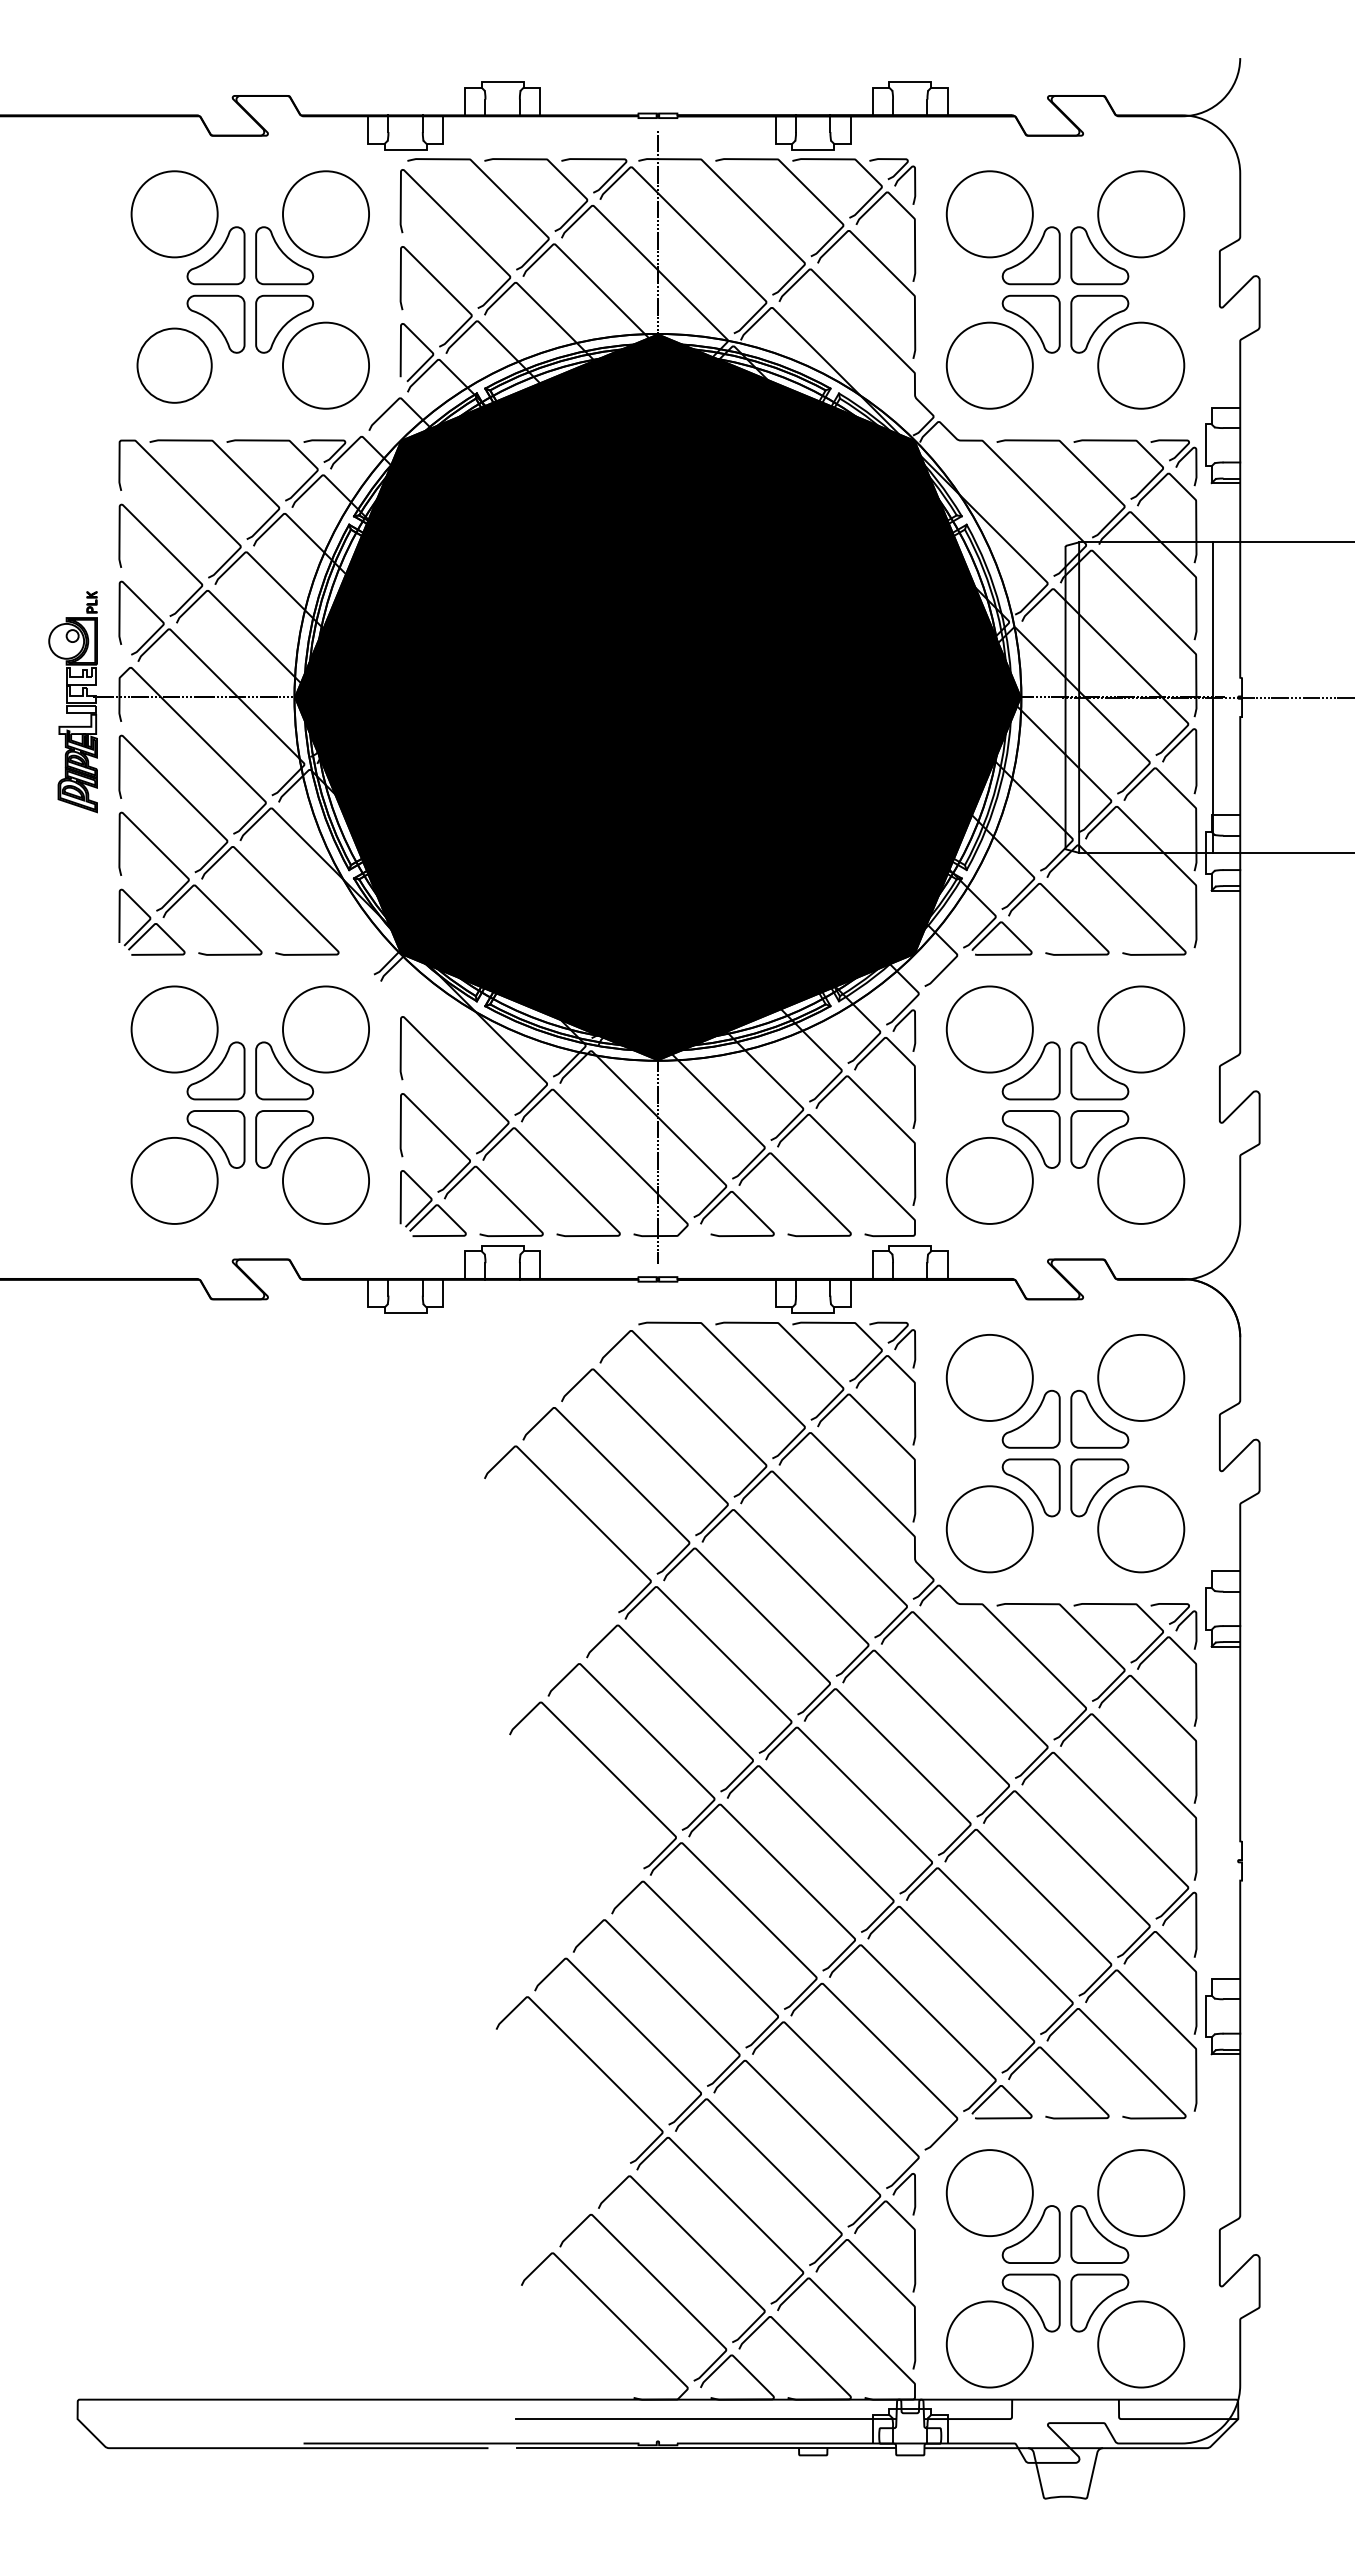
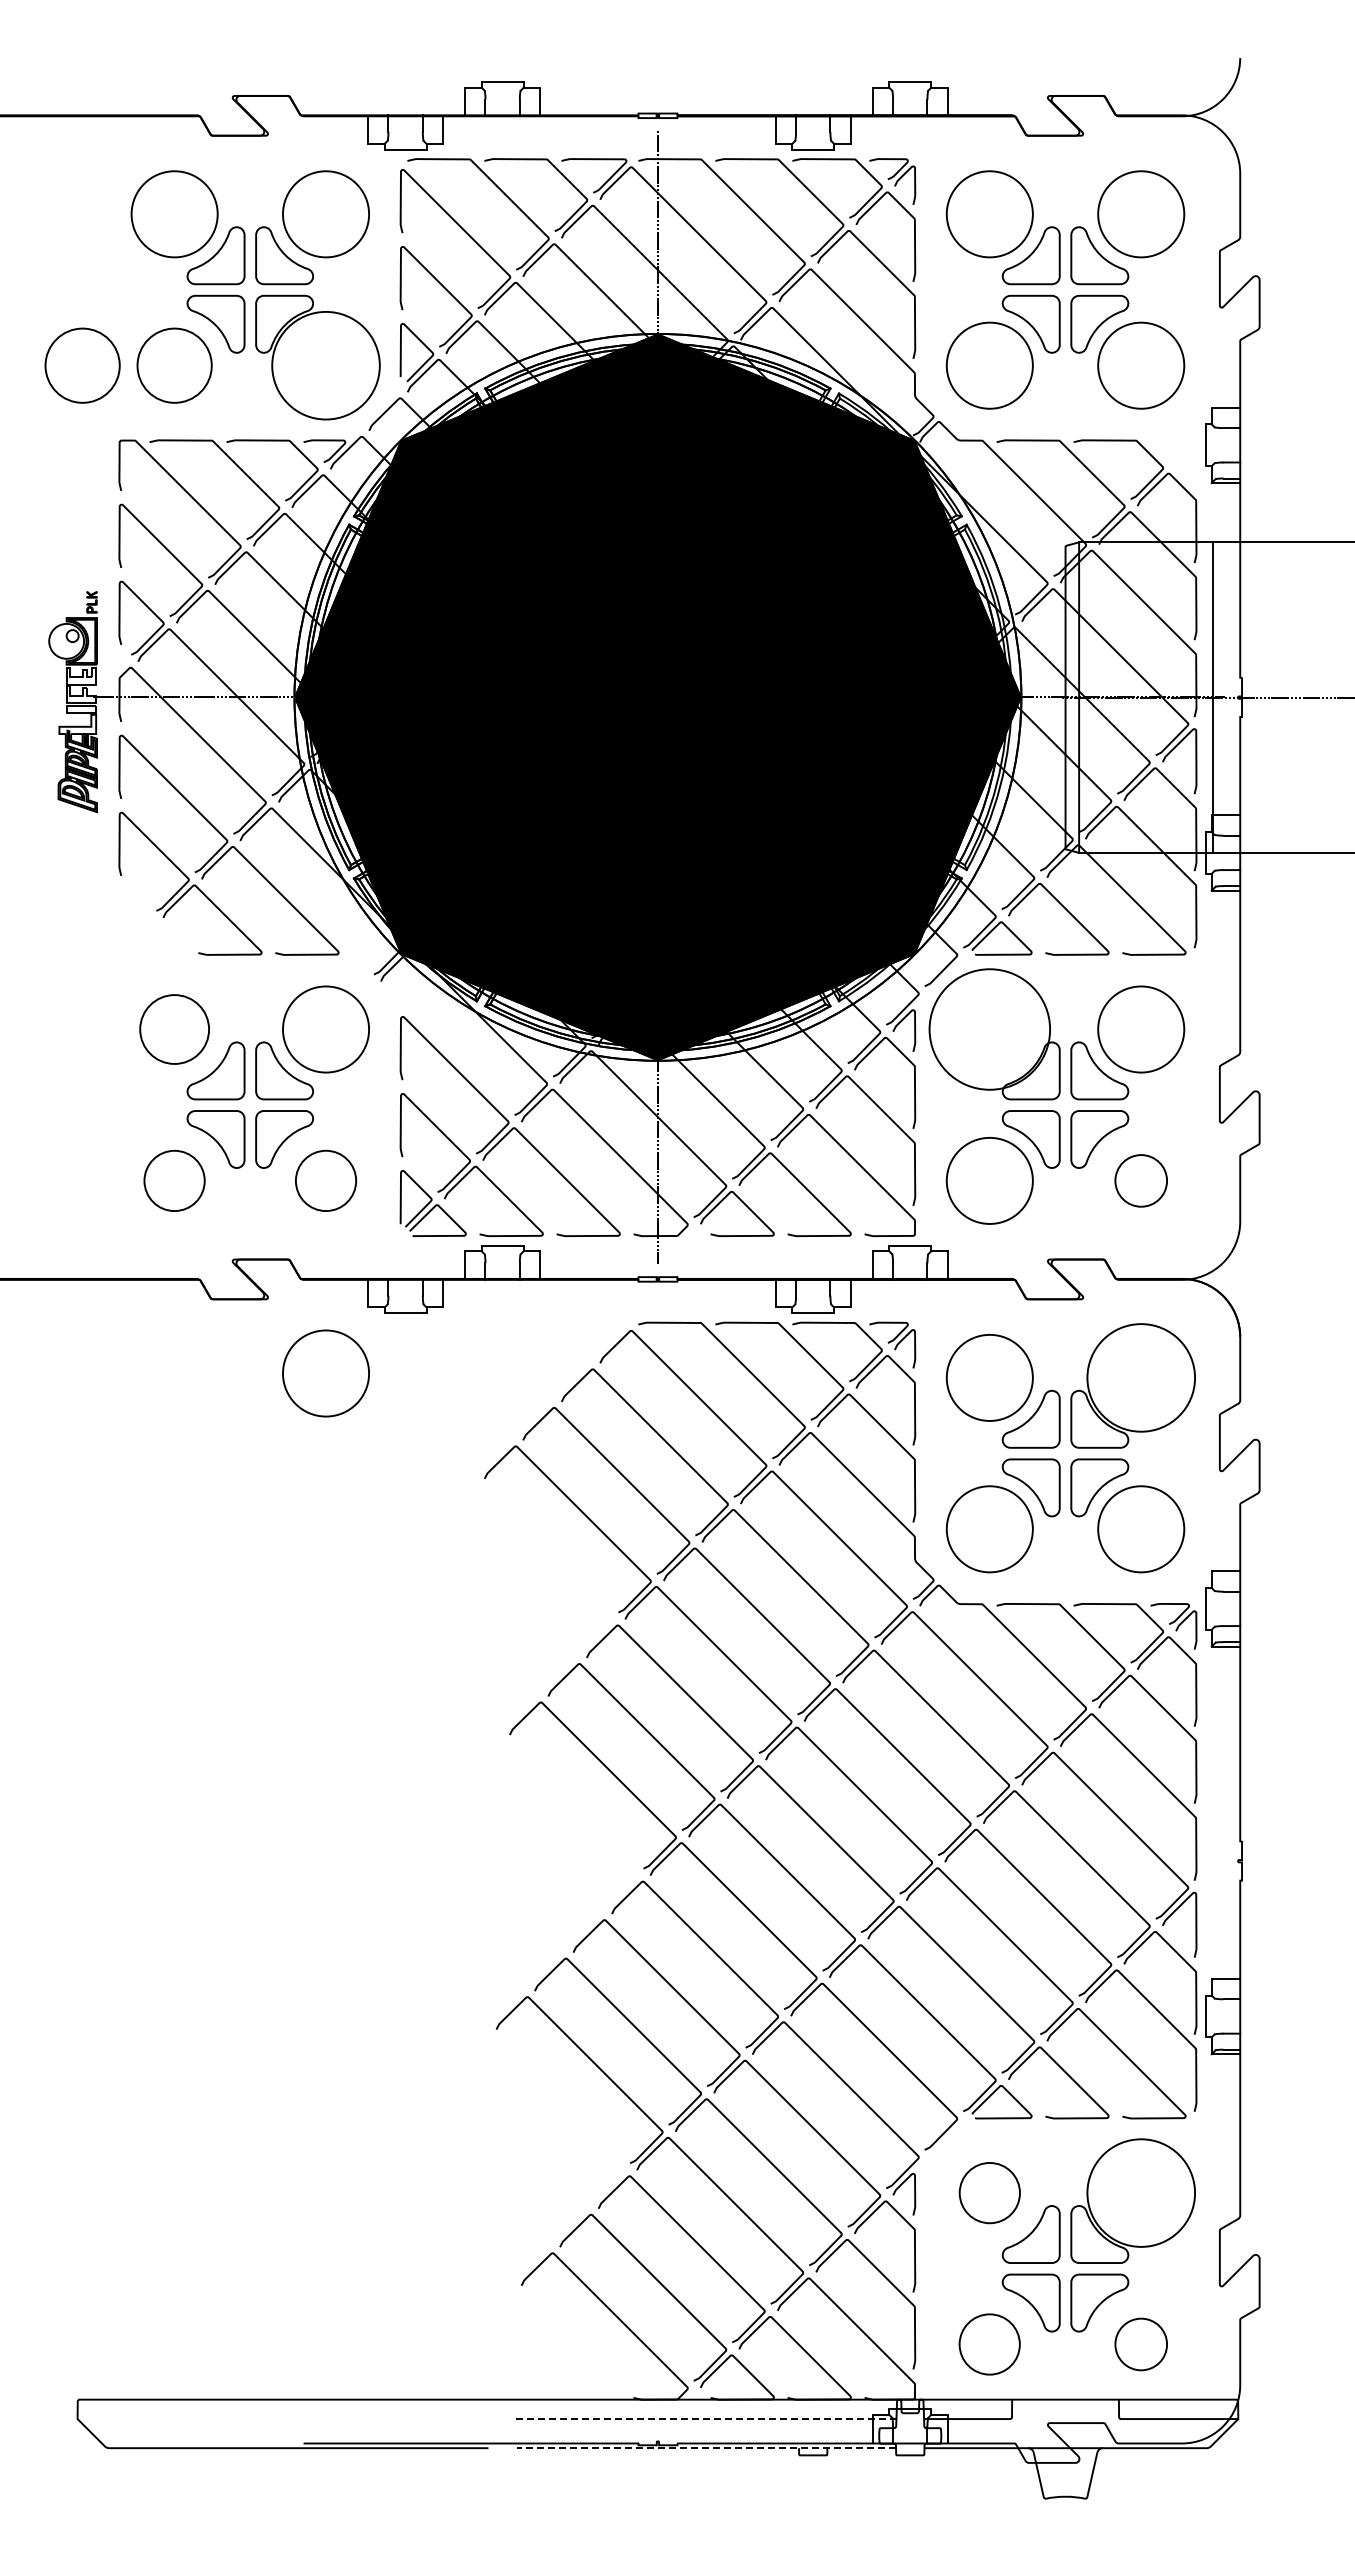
circle: none -> present (82, 365)
circle diameter: 86 px -> 108 px (325, 365)
part: present -> none (1173, 462)
part: present -> none (151, 921)
circle diameter: 86 px -> 69 px (174, 1029)
circle diameter: 86 px -> 121 px (989, 1029)
circle size: 89x88 px -> 63x63 px (174, 1180)
circle diameter: 86 px -> 60 px (325, 1180)
circle diameter: 86 px -> 52 px (1141, 1180)
circle: none -> present (325, 1373)
circle diameter: 86 px -> 108 px (1141, 1377)
circle diameter: 86 px -> 60 px (989, 2192)
circle diameter: 86 px -> 108 px (1141, 2192)
circle size: 89x89 px -> 63x63 px (989, 2344)
circle diameter: 86 px -> 52 px (1141, 2344)
line: solid -> dashed (706, 2419)
line: solid -> dashed (706, 2448)
